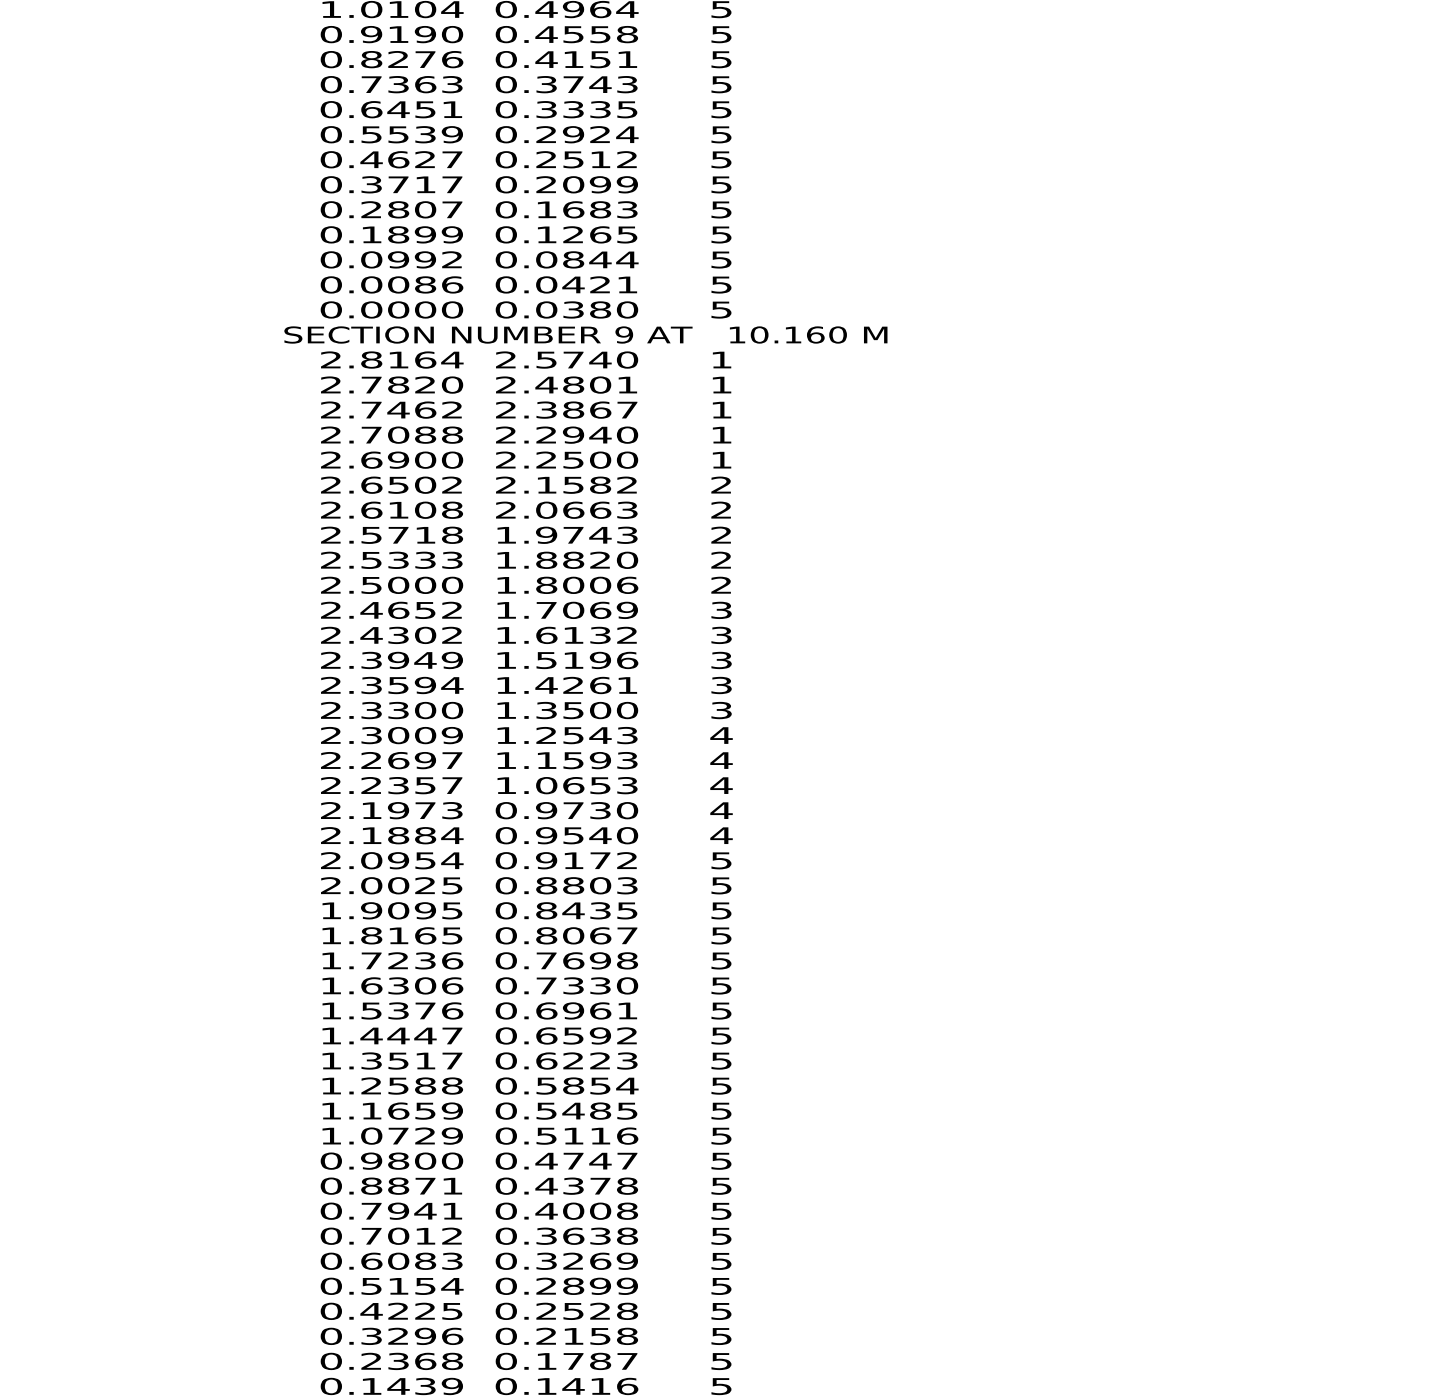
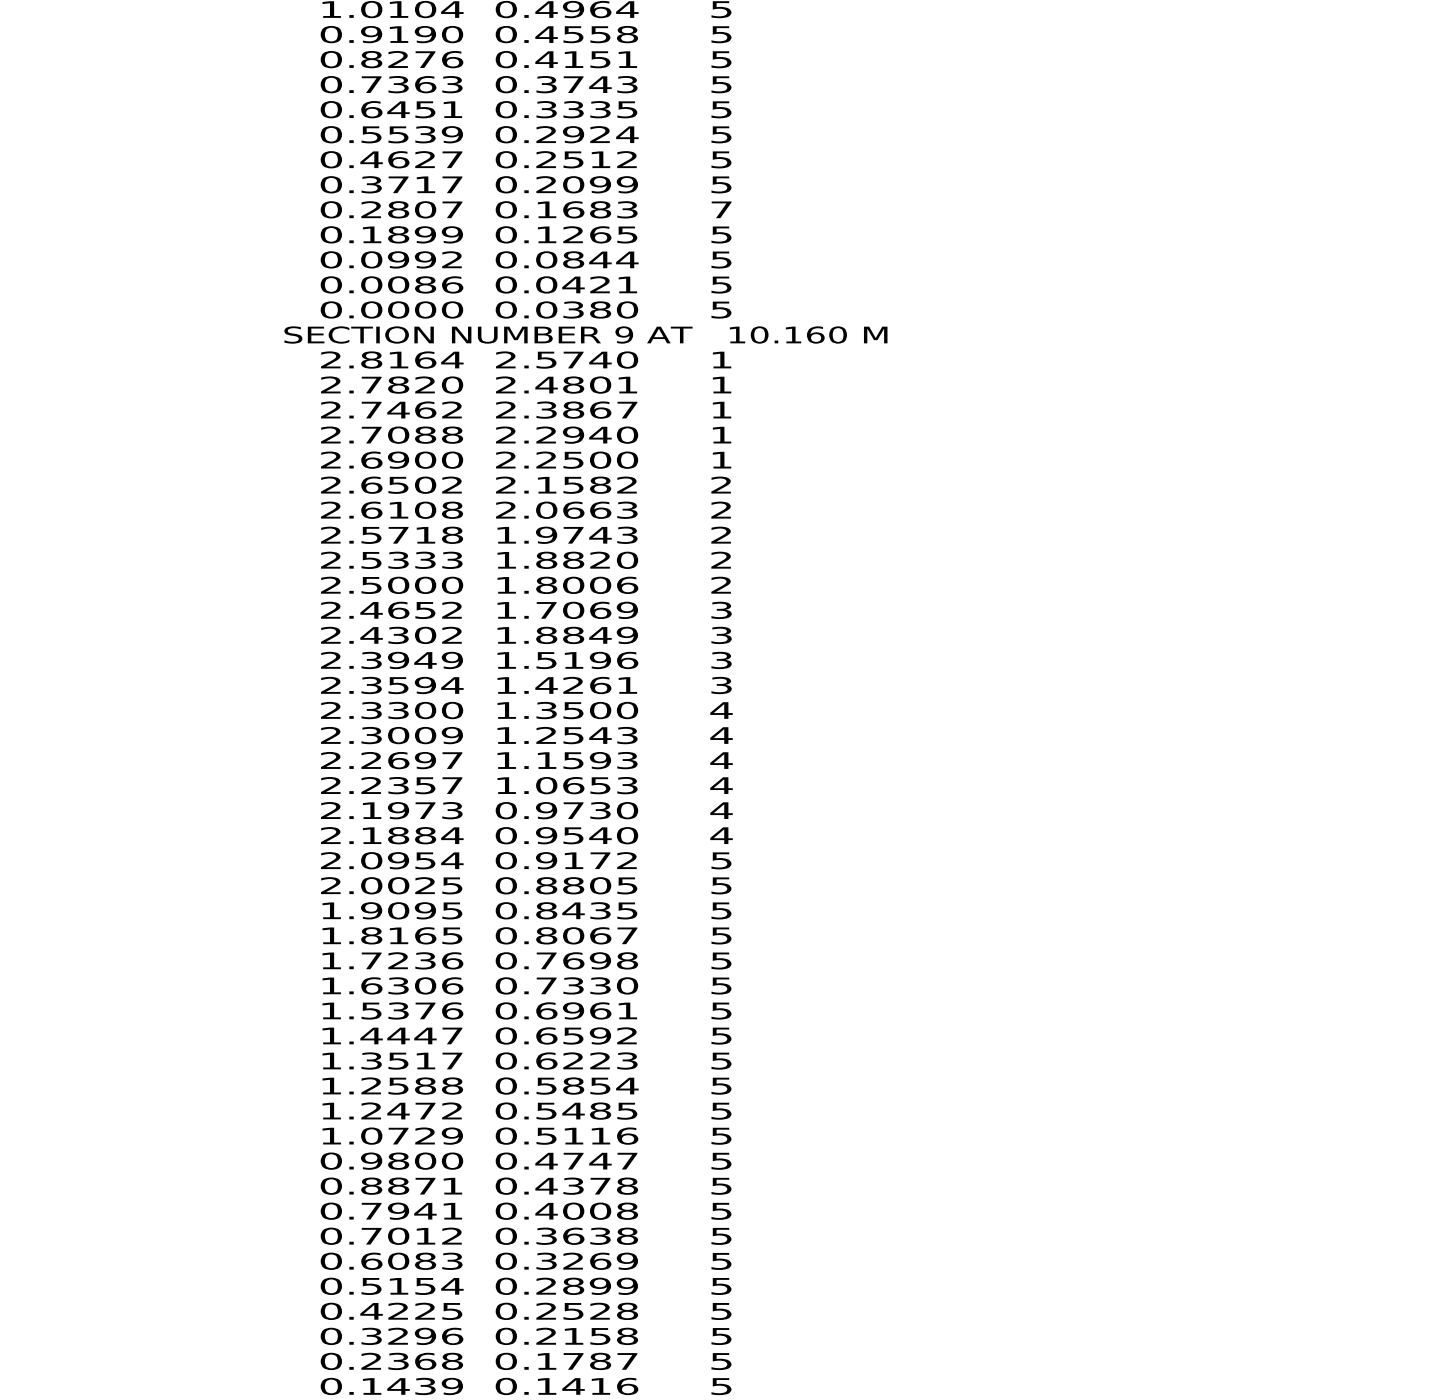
text: 5 -> 7 (721, 209)
text: 1.6132 -> 1.8849 (586, 634)
text: 3 -> 4 (721, 710)
text: 0.8803 -> 0.8805 (627, 885)
text: 1.1659 -> 1.2472 (411, 1110)
